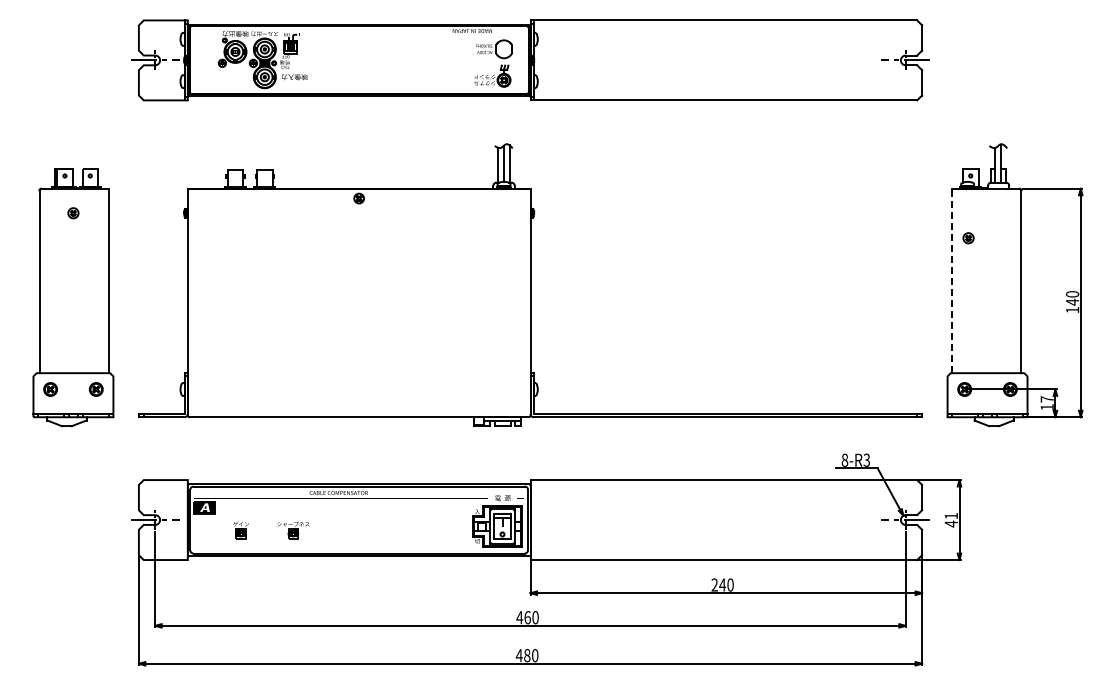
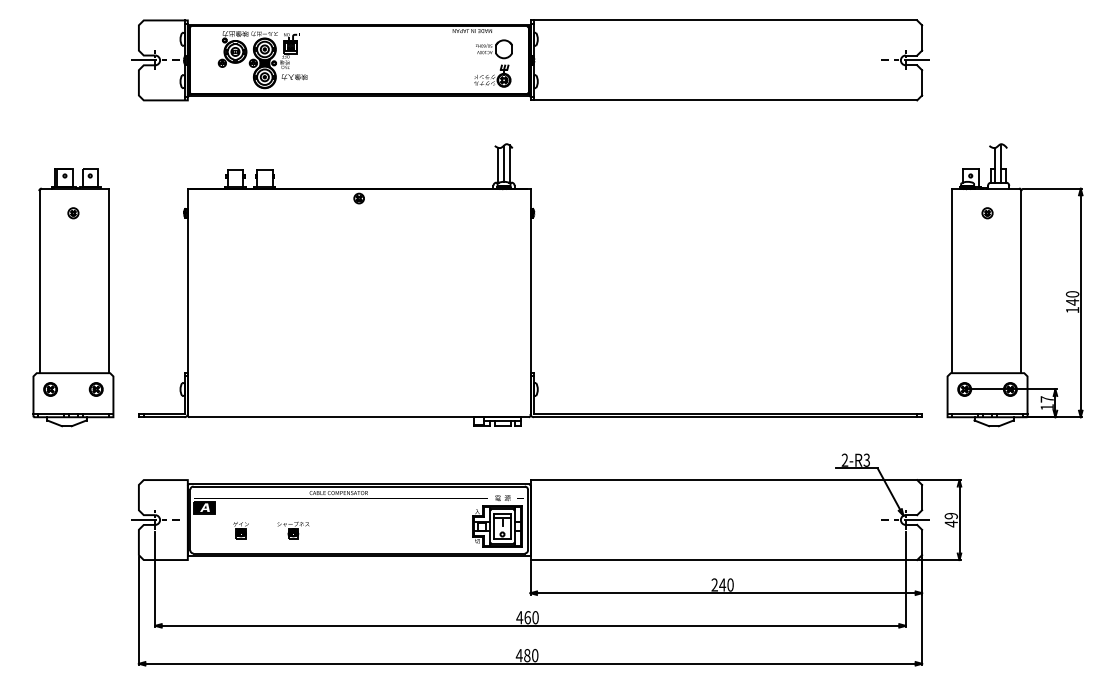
part position: (968, 238) -> (987, 213) (987, 213)
line: dashed -> solid (951, 280)
text: 8-R3 -> 2-R3 (844, 459)
text: 41 -> 49 (950, 516)
